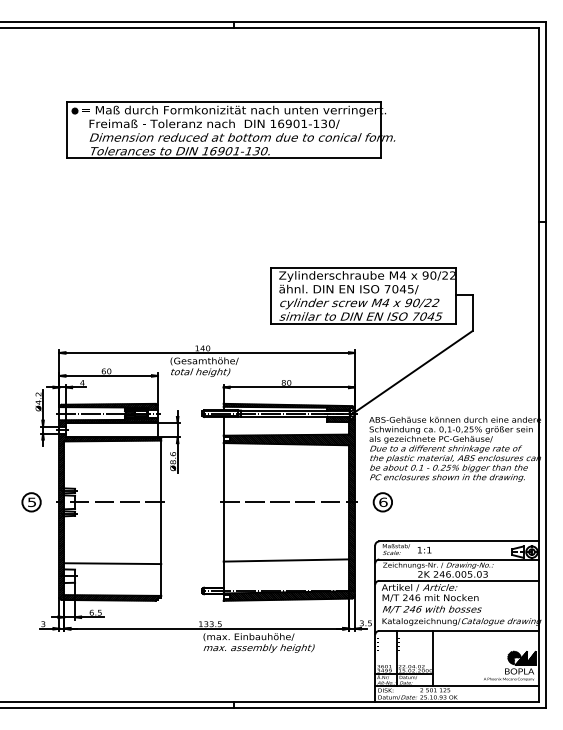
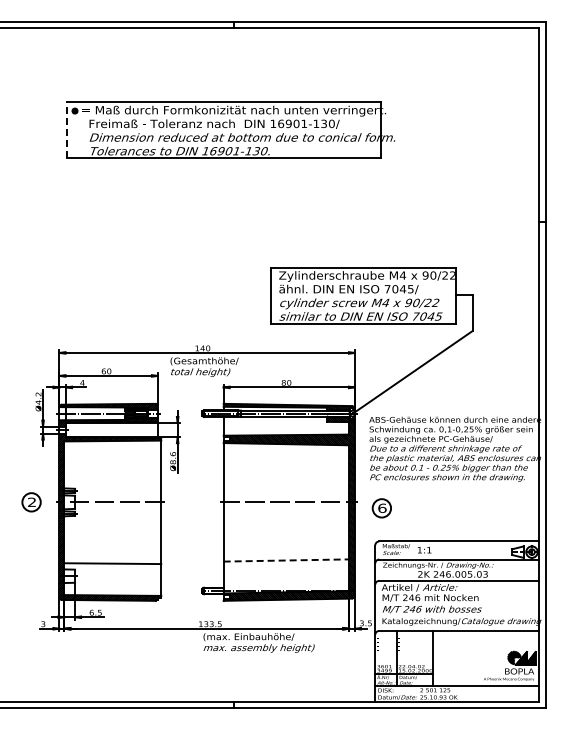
line: solid -> dashed (66, 129)
text: 5 -> 2 (31, 502)
part position: (382, 502) -> (381, 508) (381, 508)
line: solid -> dashed (286, 560)
